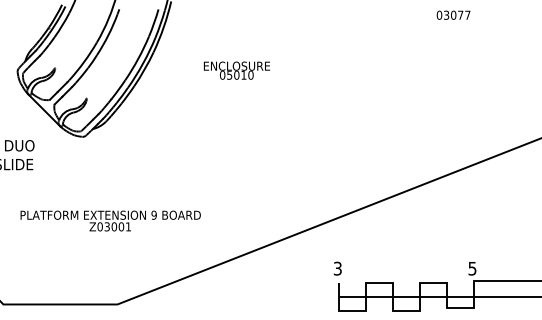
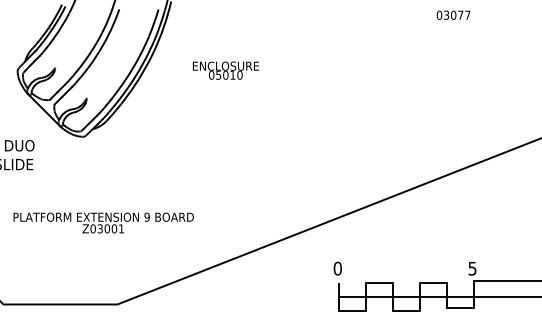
text position: (237, 70) -> (226, 70) (226, 70)
text position: (110, 220) -> (103, 222) (103, 222)
text: 3 -> 0 (337, 268)
